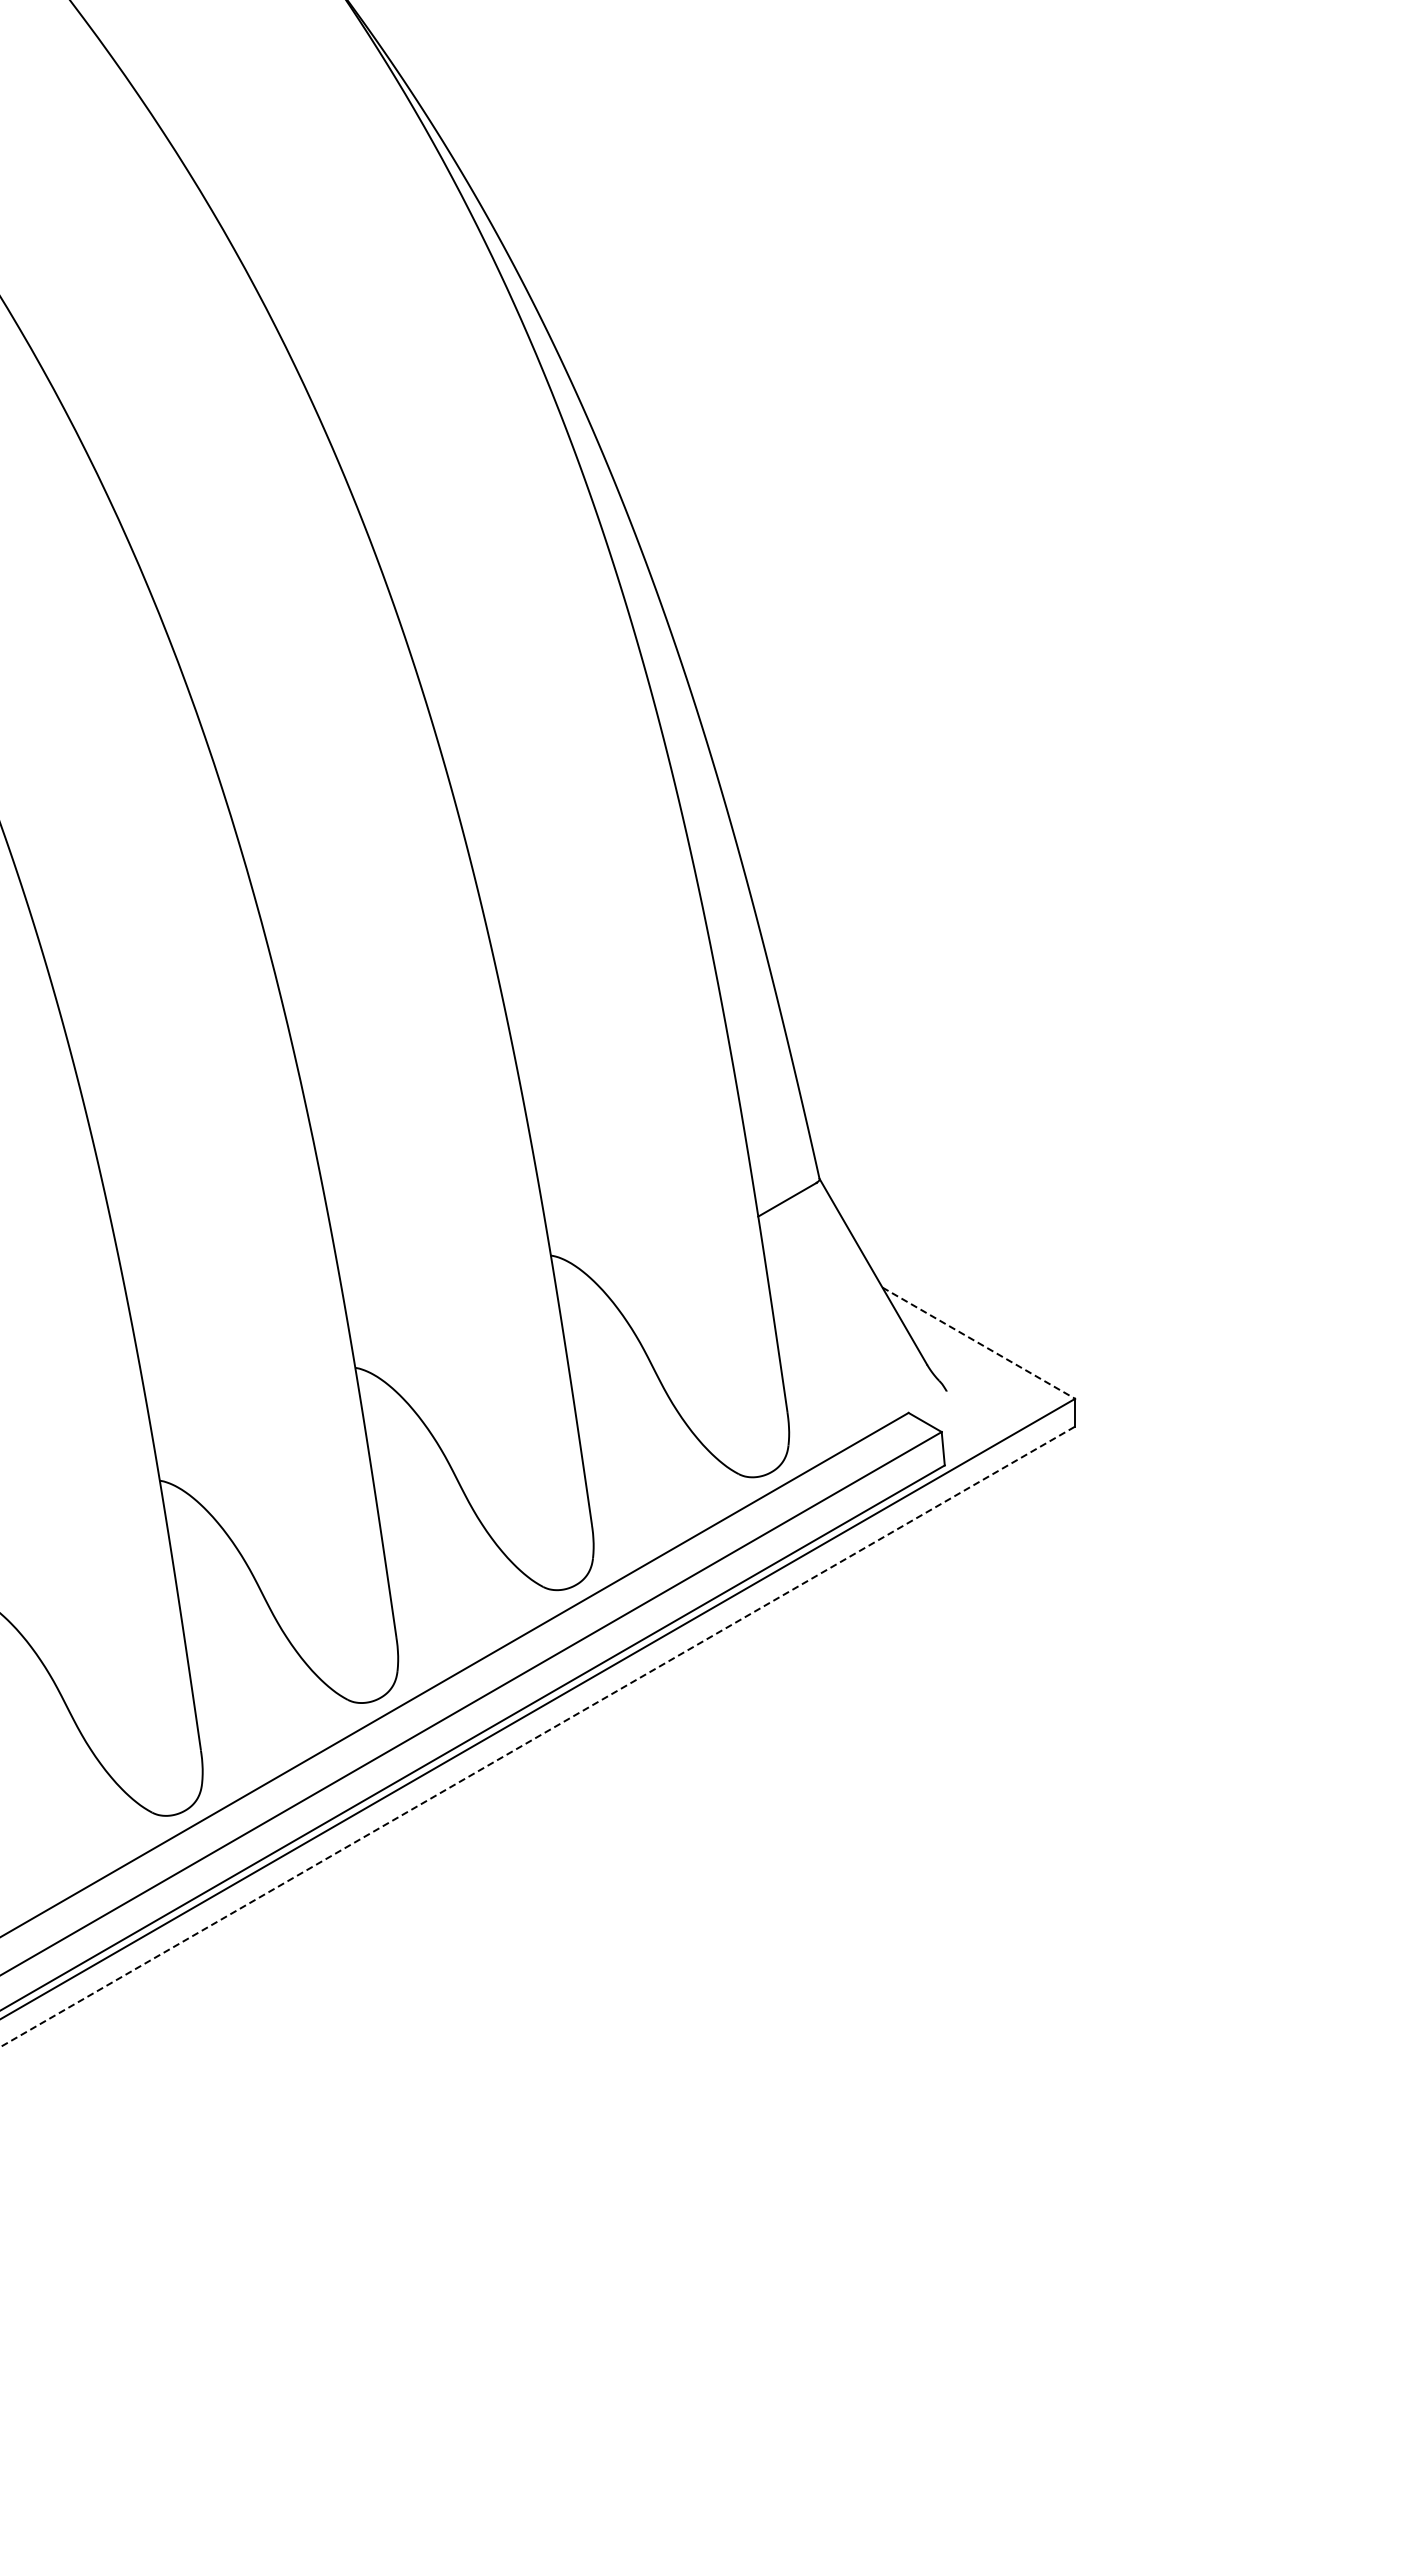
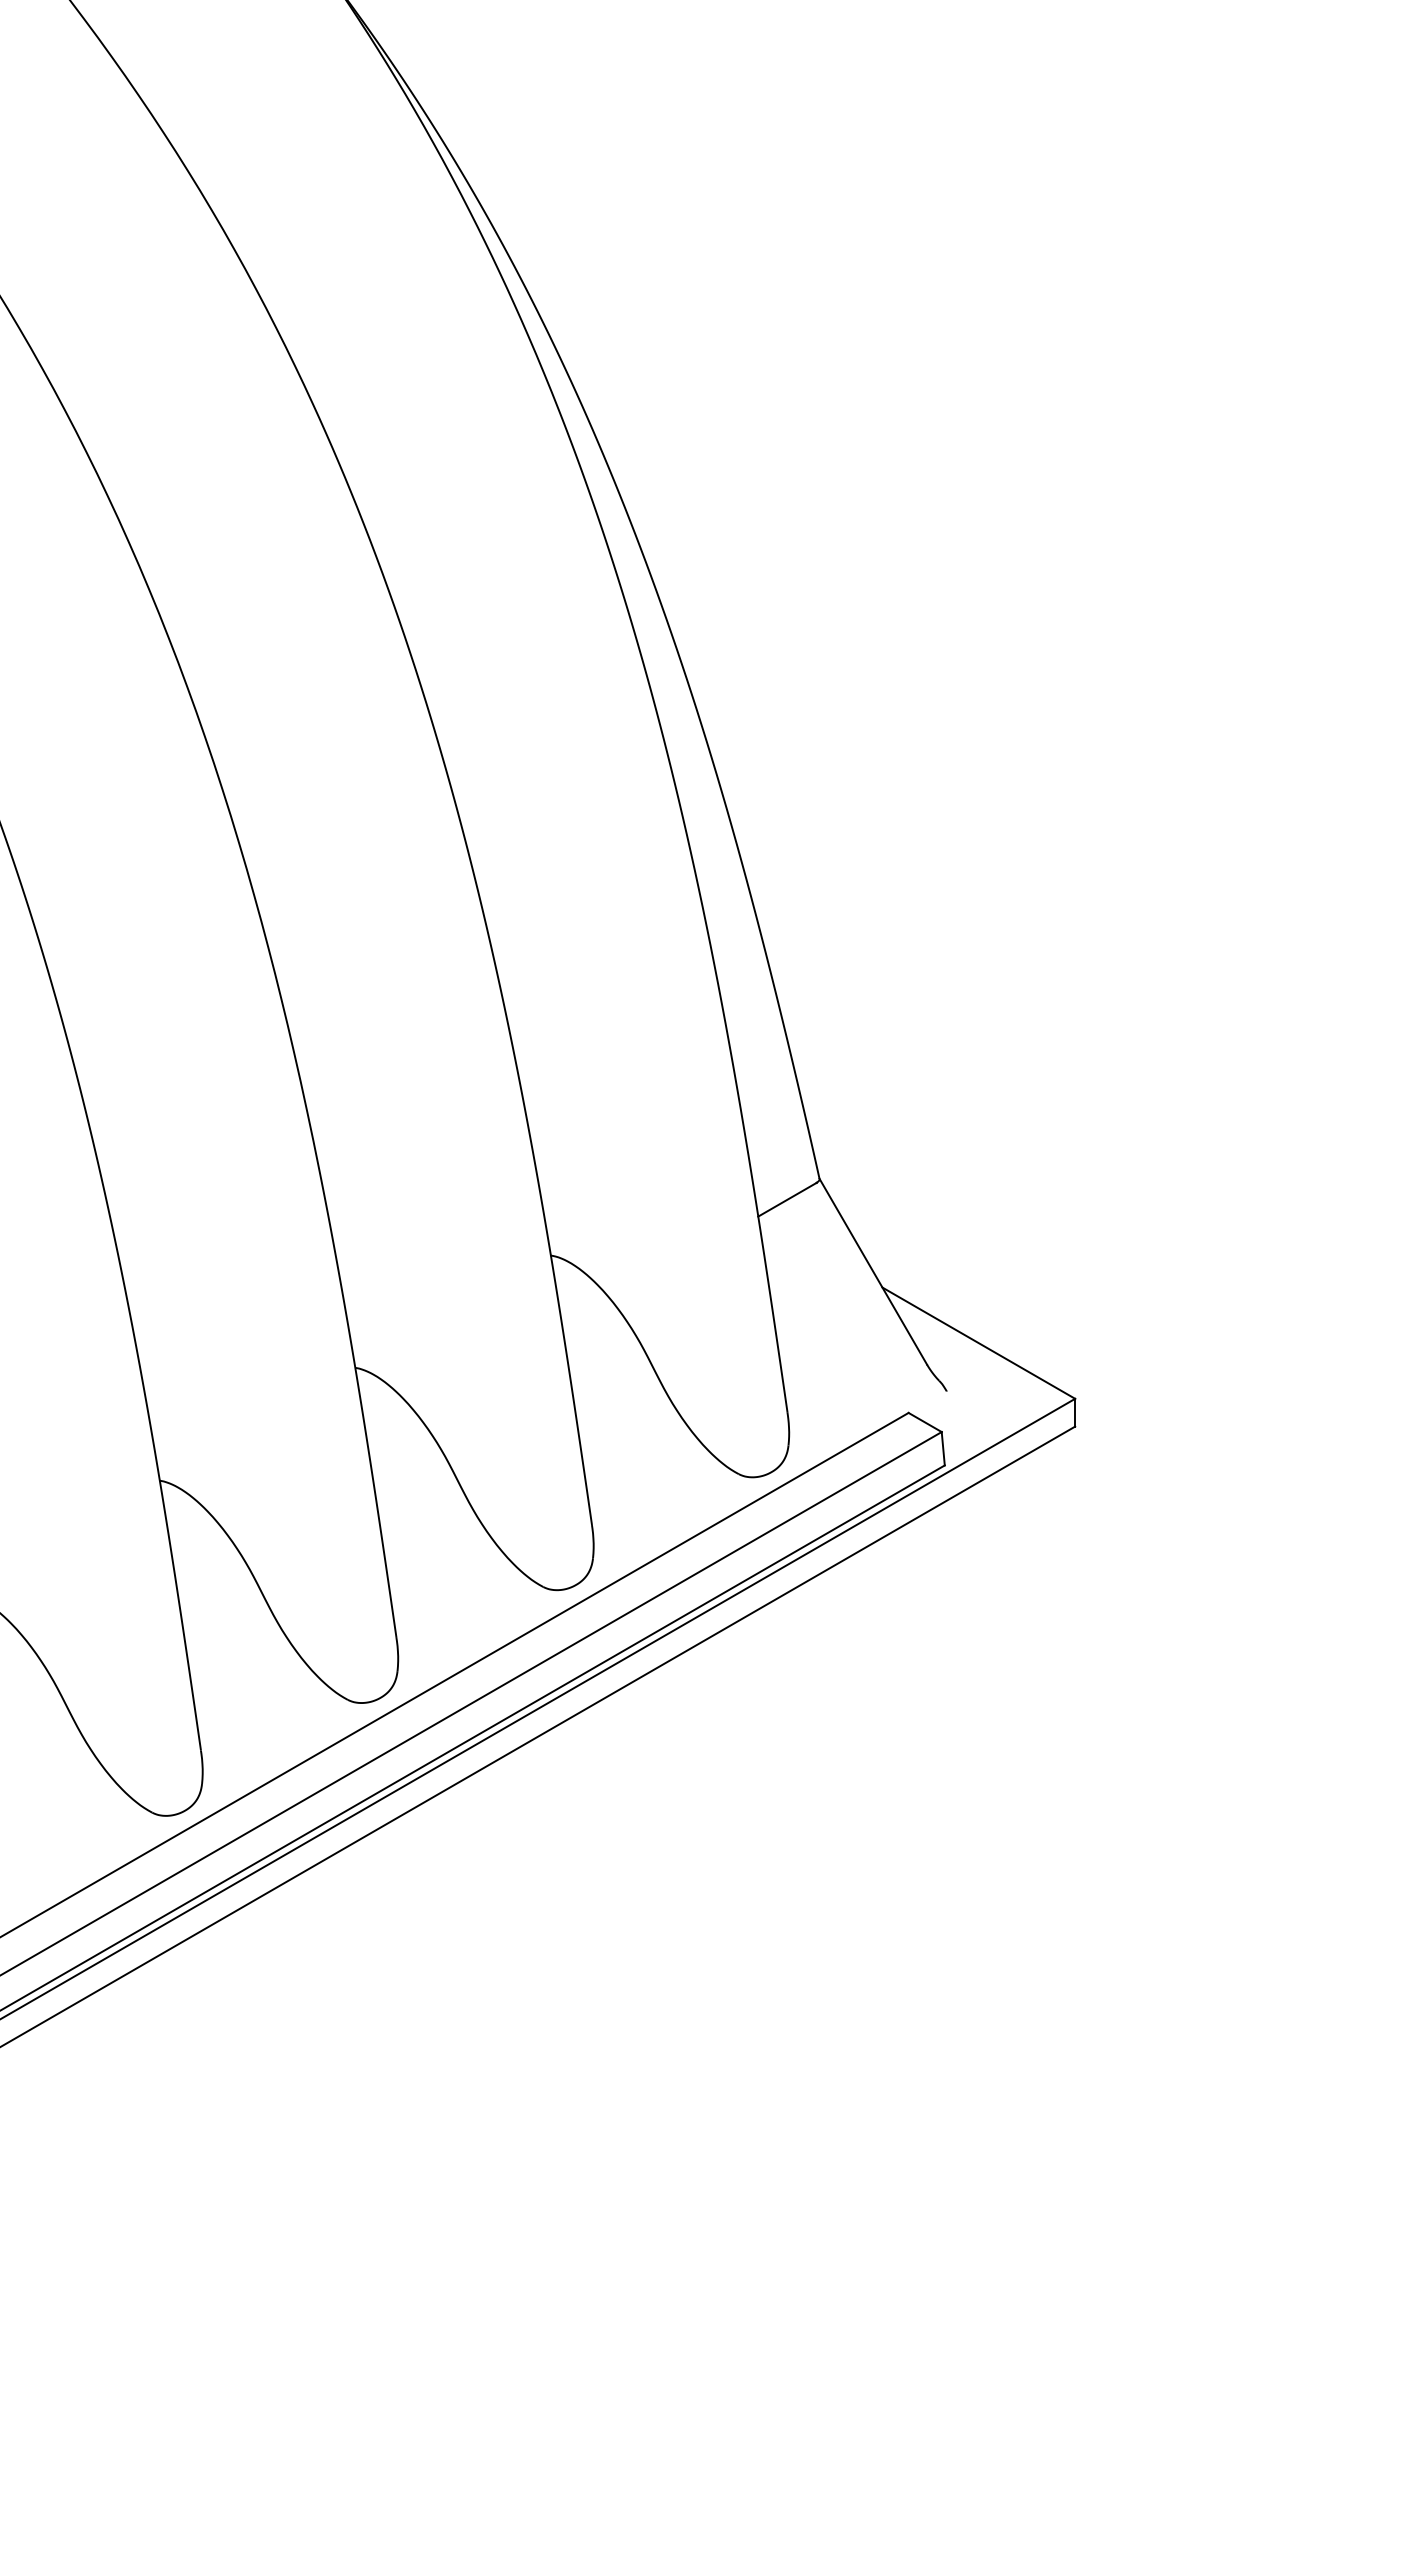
line: dashed -> solid (979, 1343)
line: dashed -> solid (538, 1736)
